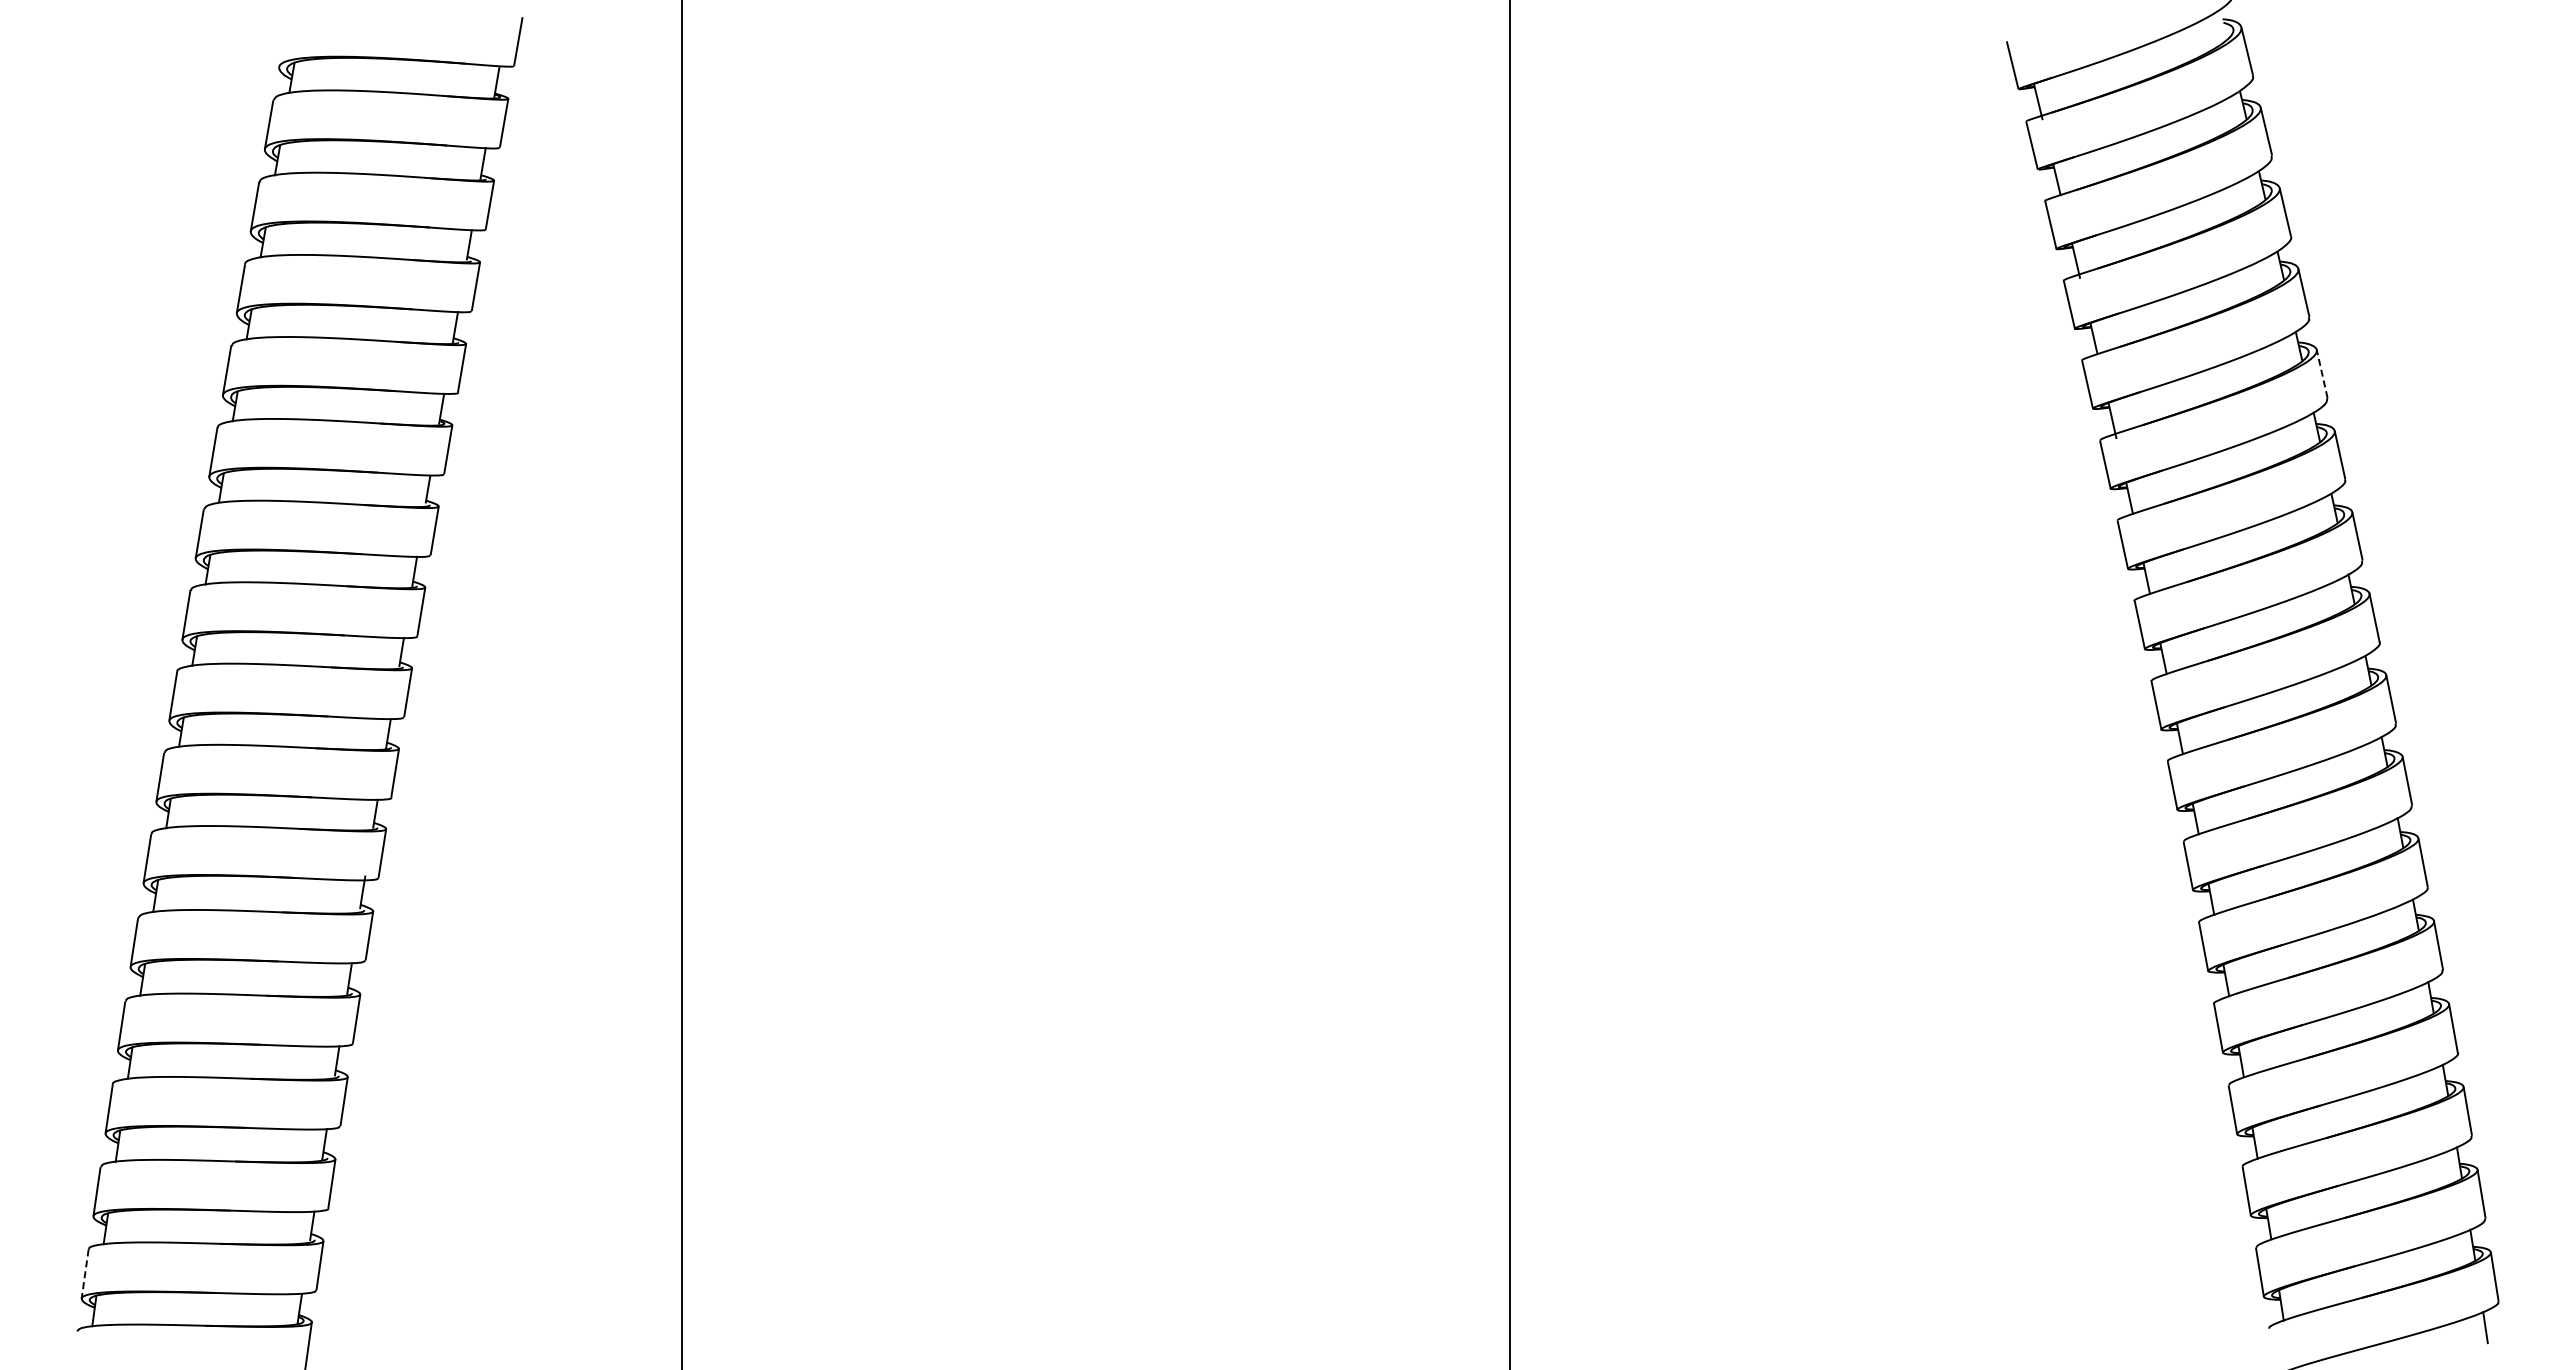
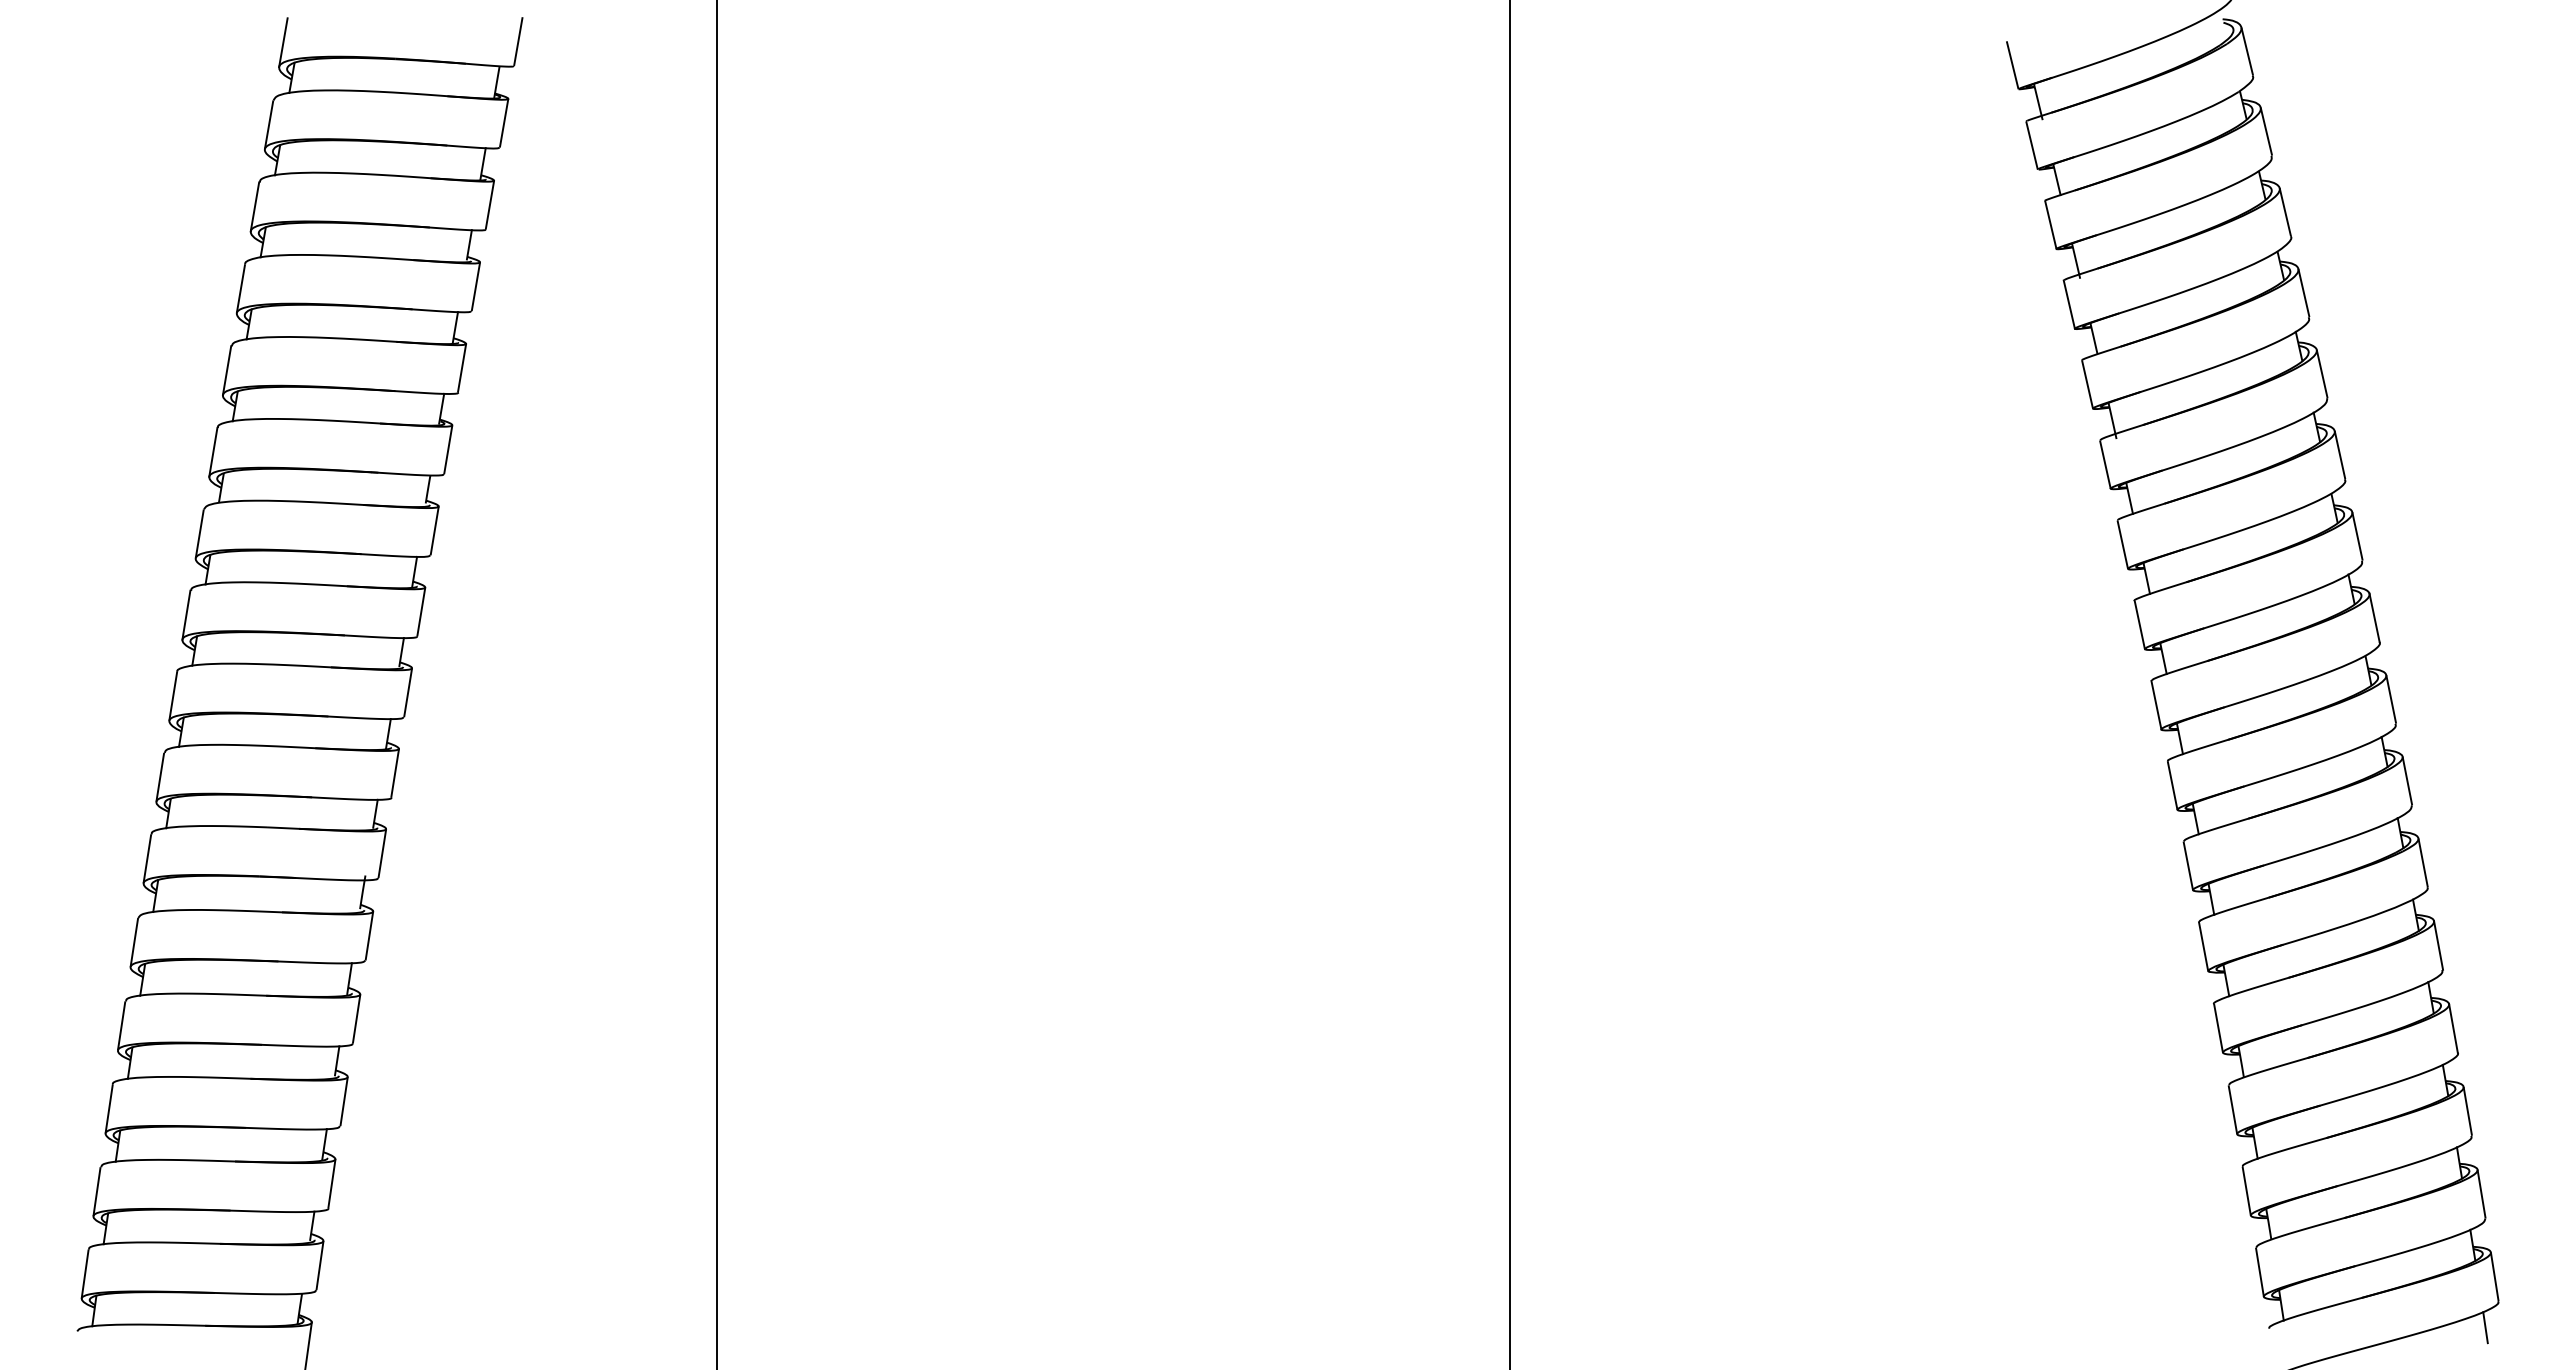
line: none -> present (283, 42)
line: dashed -> solid (2322, 373)
line position: (681, 684) -> (716, 684) (716, 684)
line: dashed -> solid (85, 1274)
